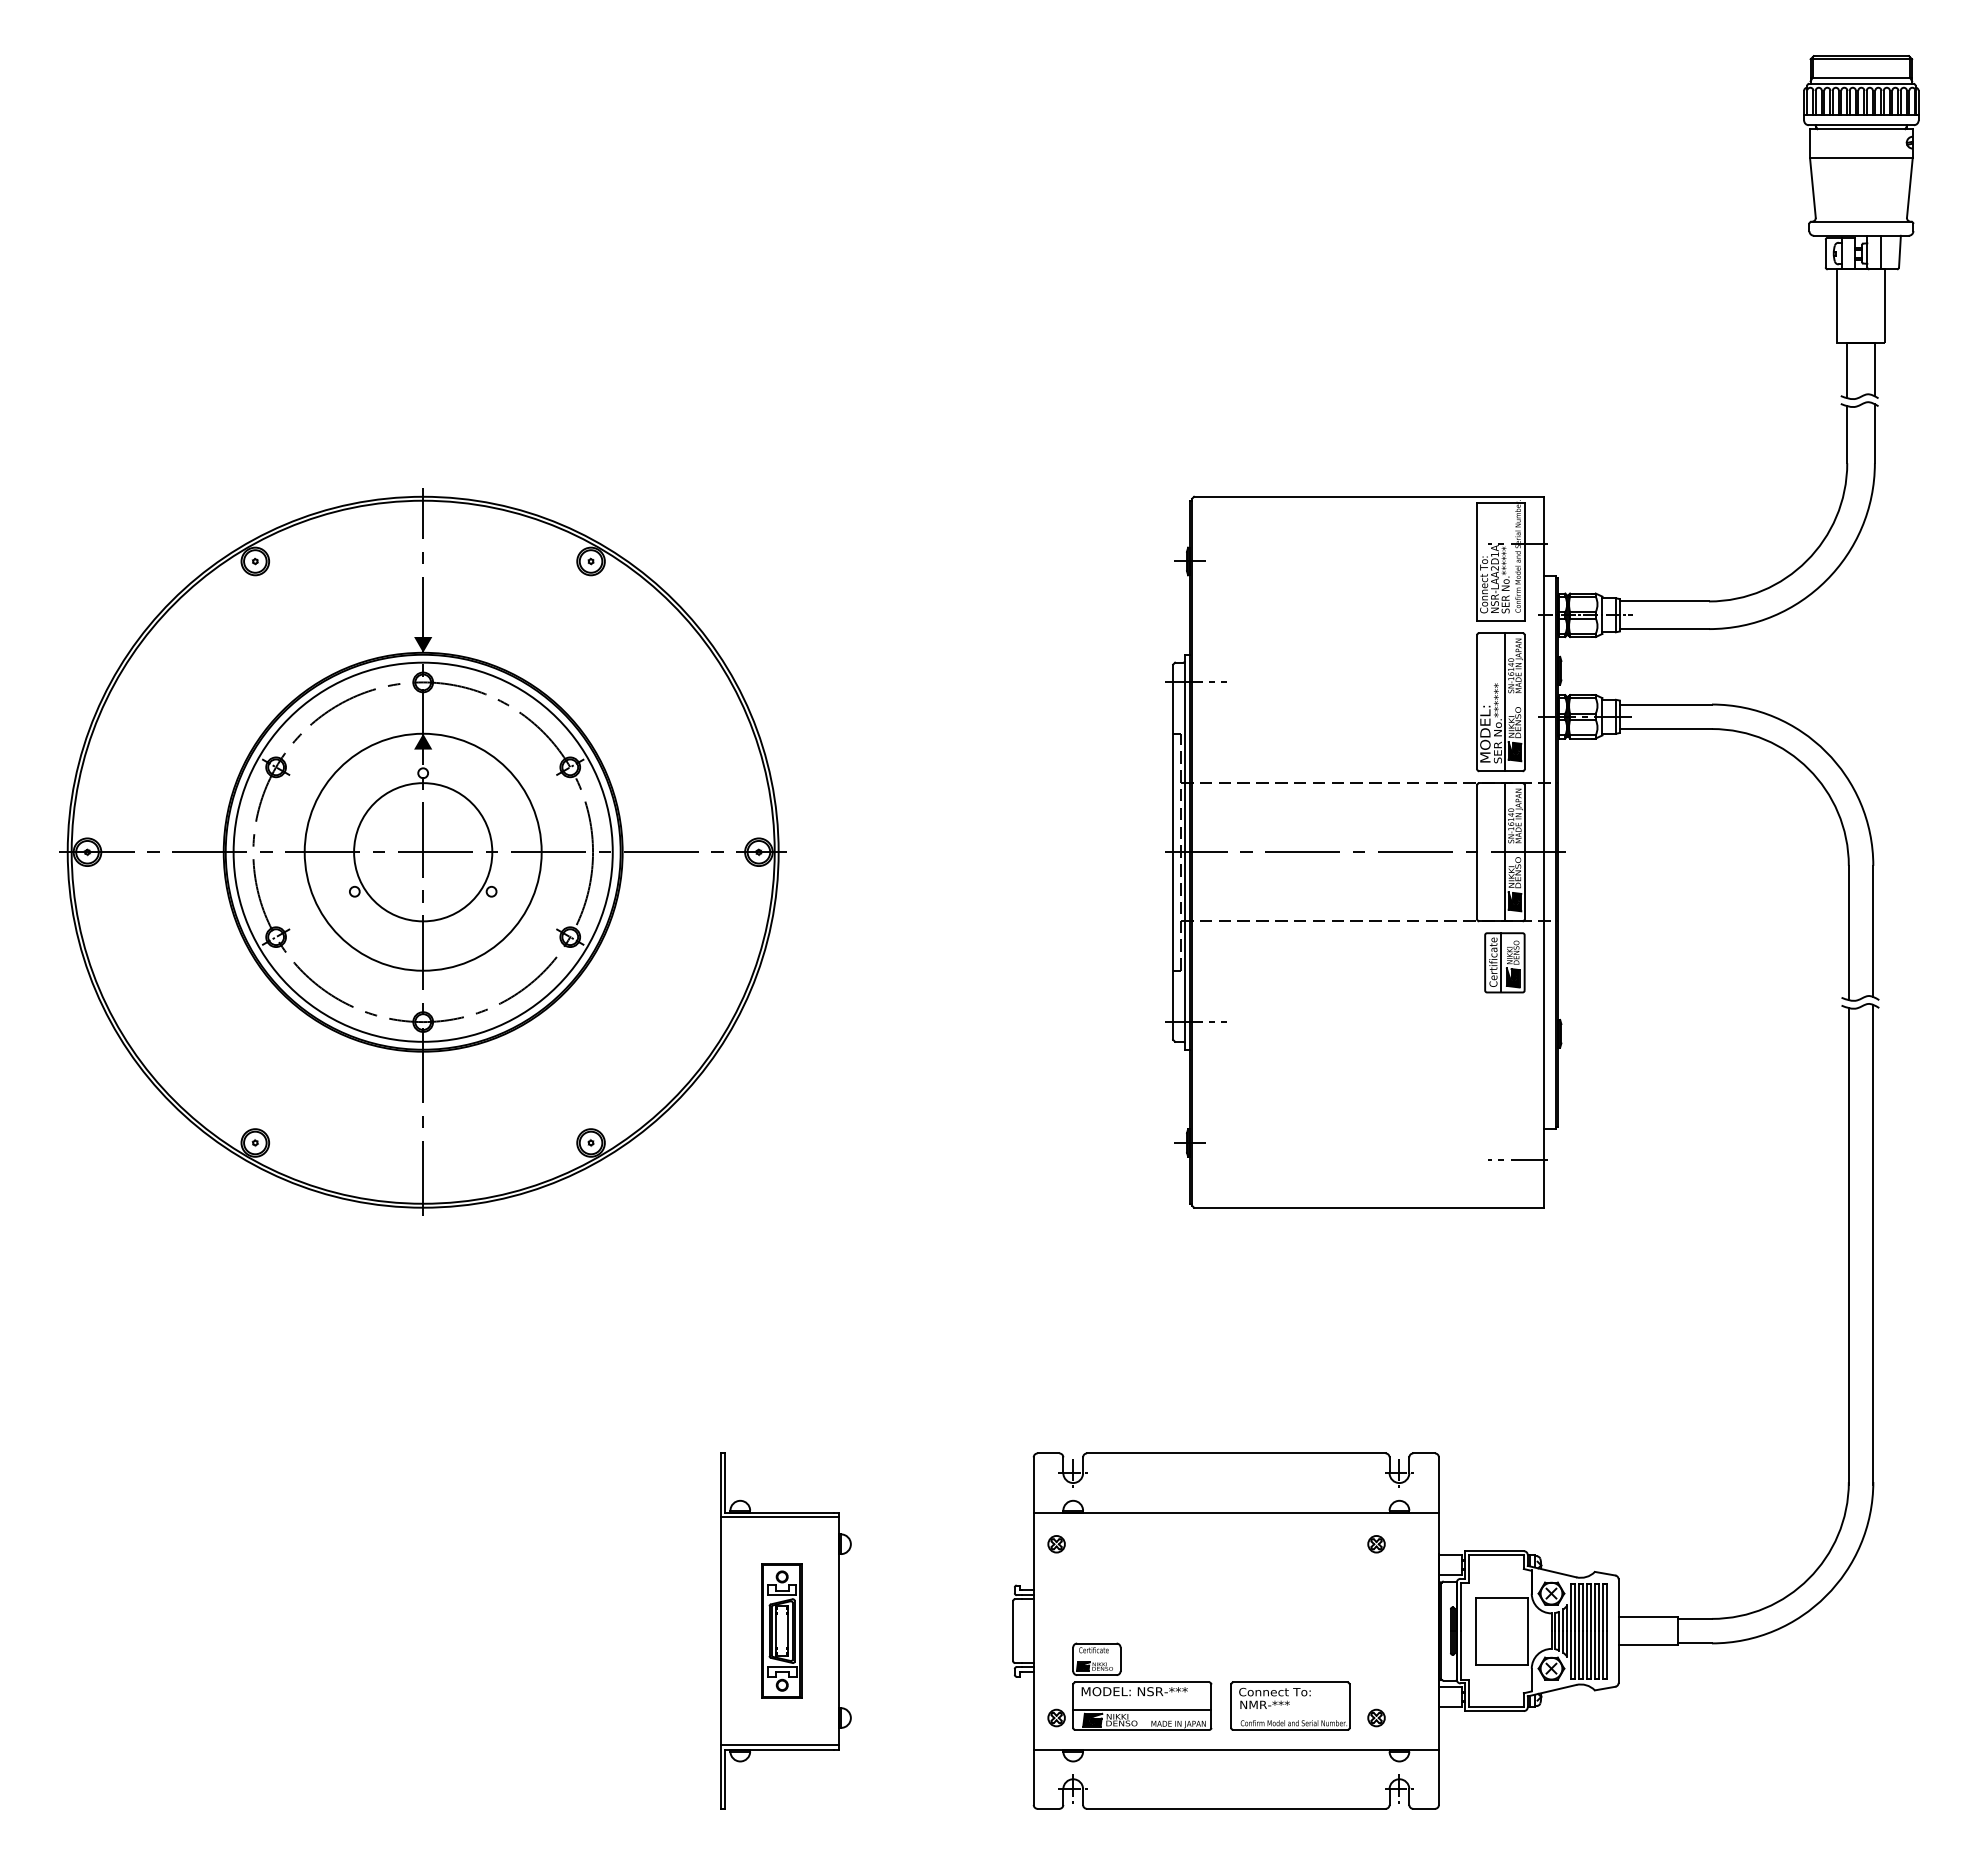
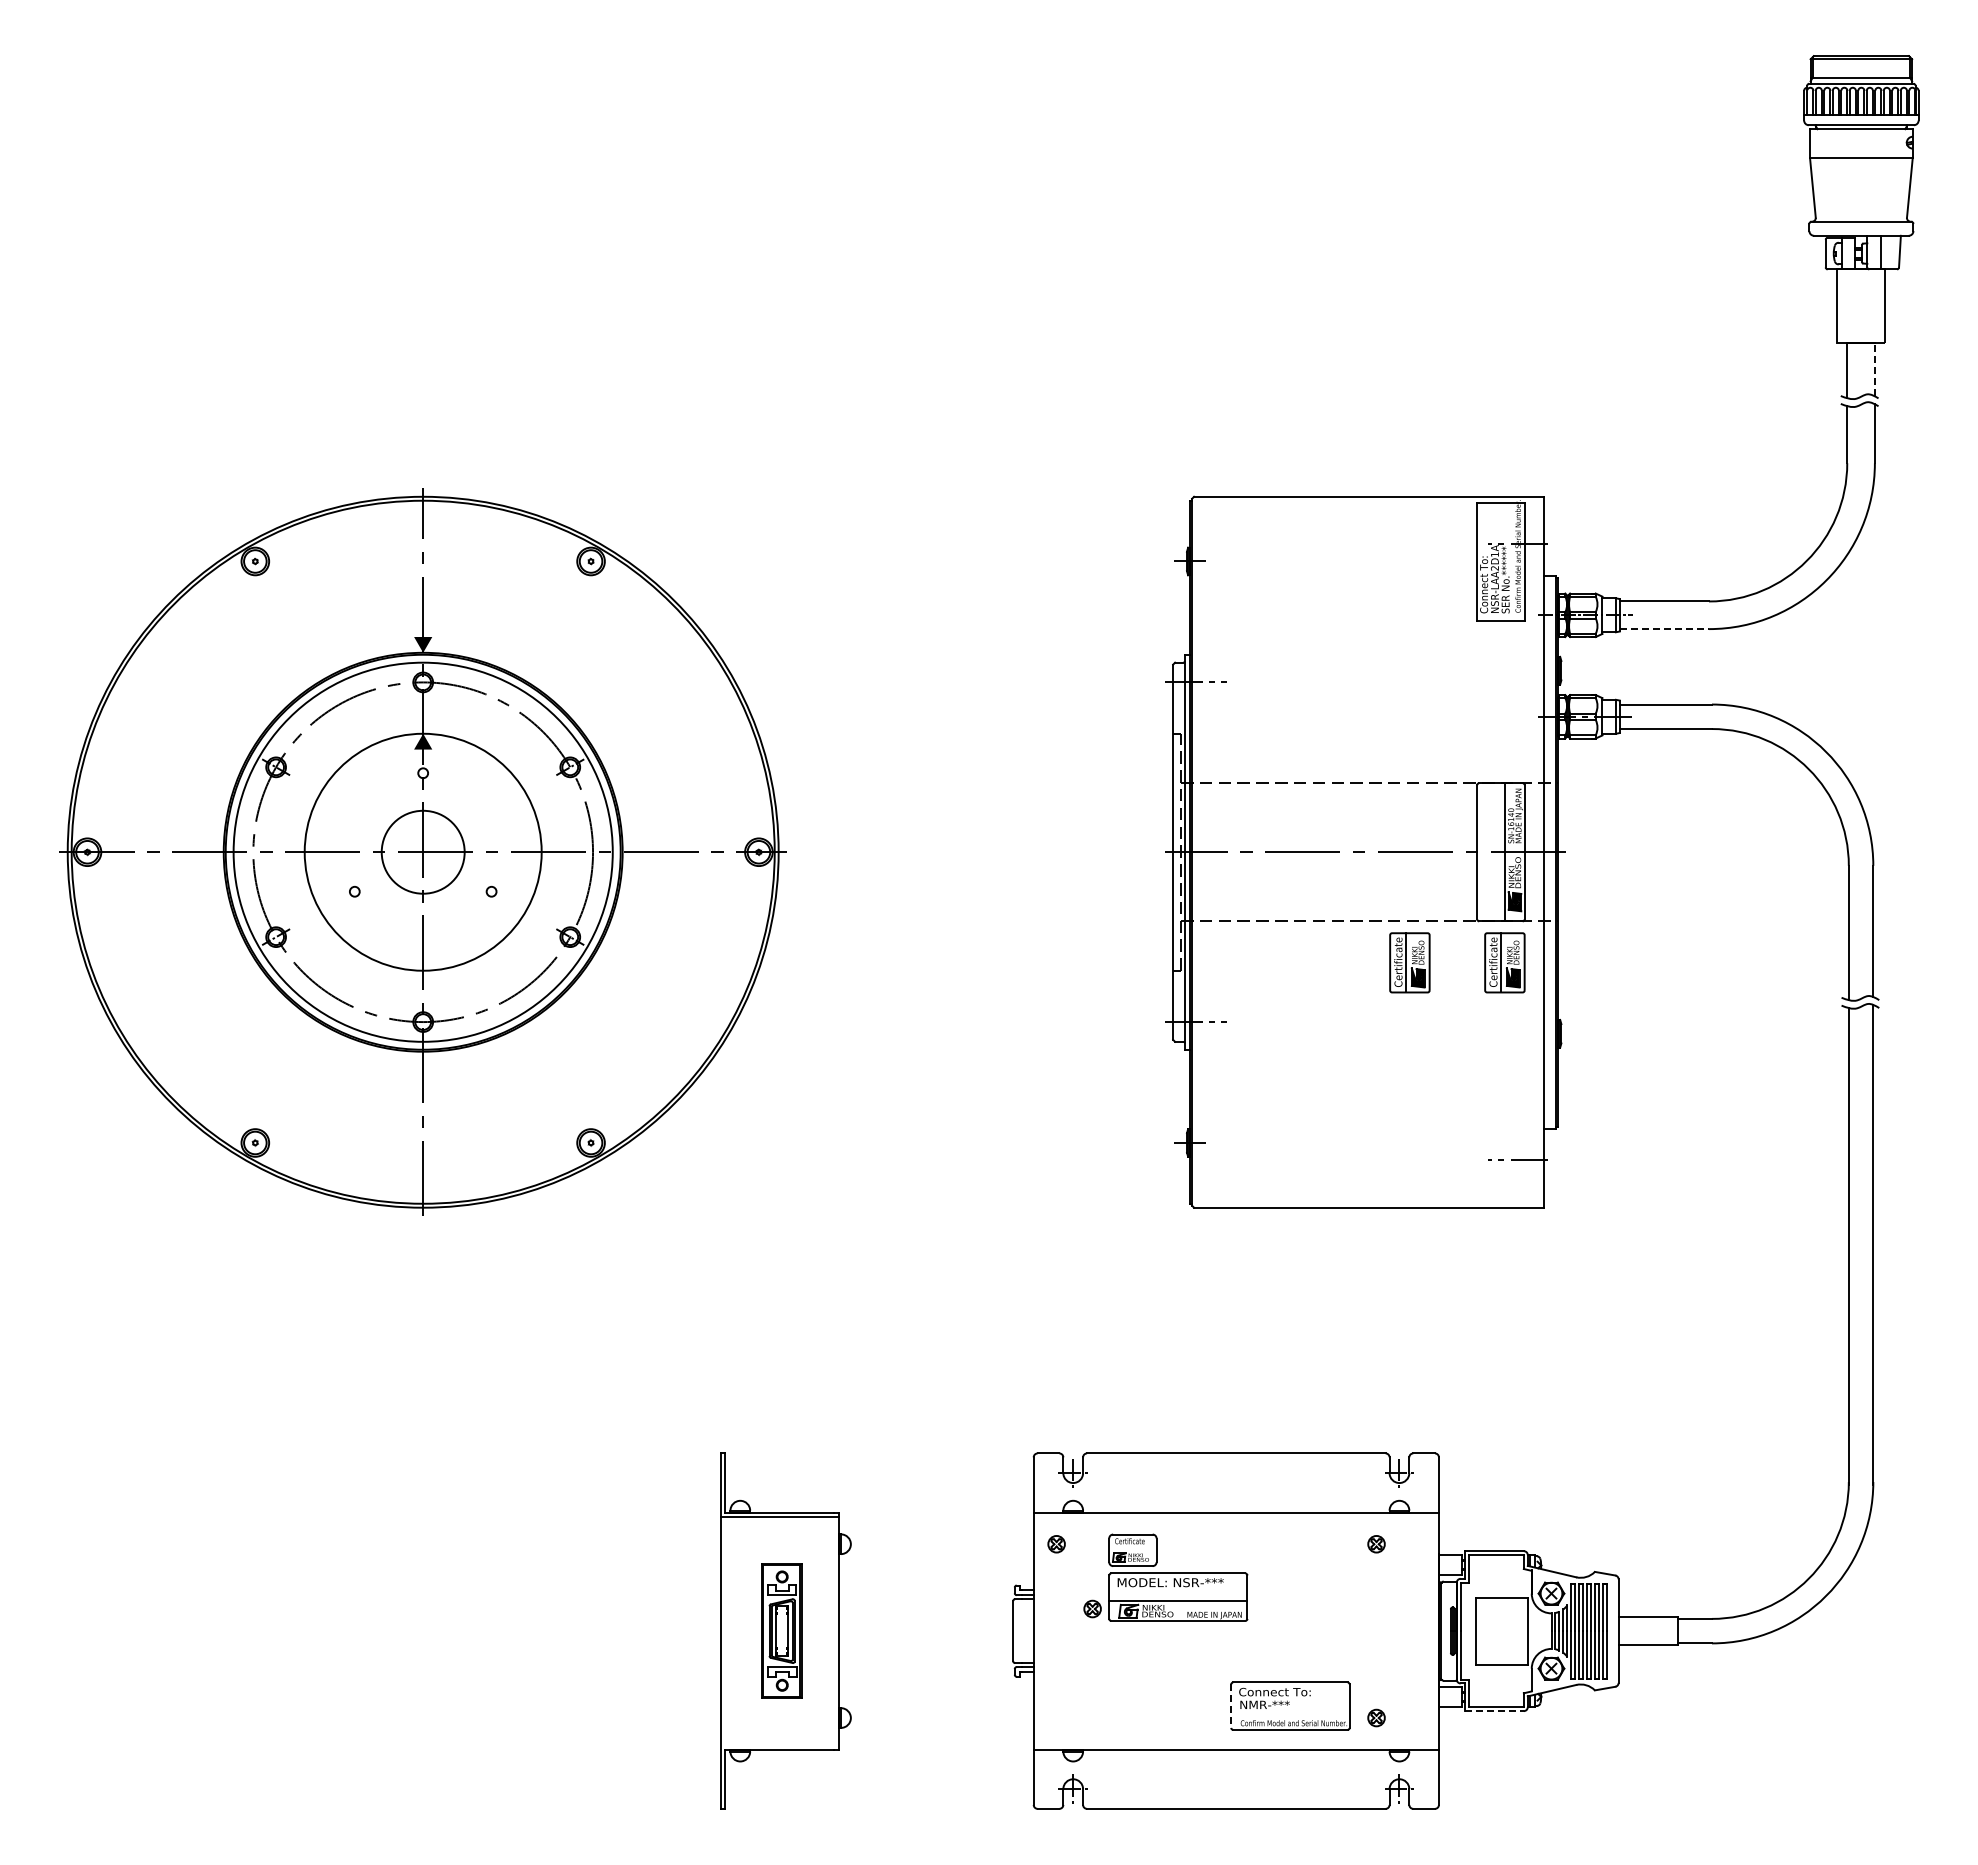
line: solid -> dashed (1874, 369)
line: solid -> dashed (1664, 629)
part: present -> none (1500, 702)
circle diameter: 138 px -> 83 px (422, 851)
part: none -> present (1409, 962)
part position: (1129, 1686) -> (1165, 1577) (1165, 1577)
line: solid -> dashed (1231, 1706)
line: solid -> dashed (1495, 1711)
line: present -> none (779, 1744)
